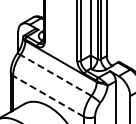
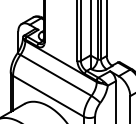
line: dashed -> solid (56, 75)
line: dashed -> solid (48, 96)
